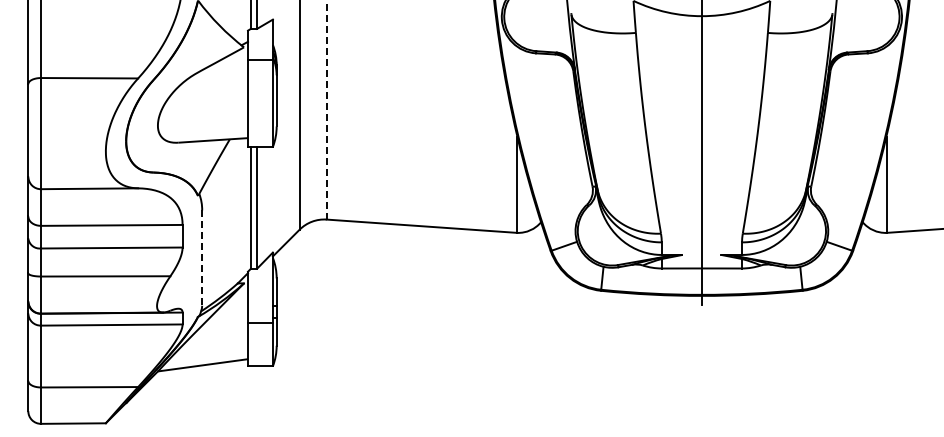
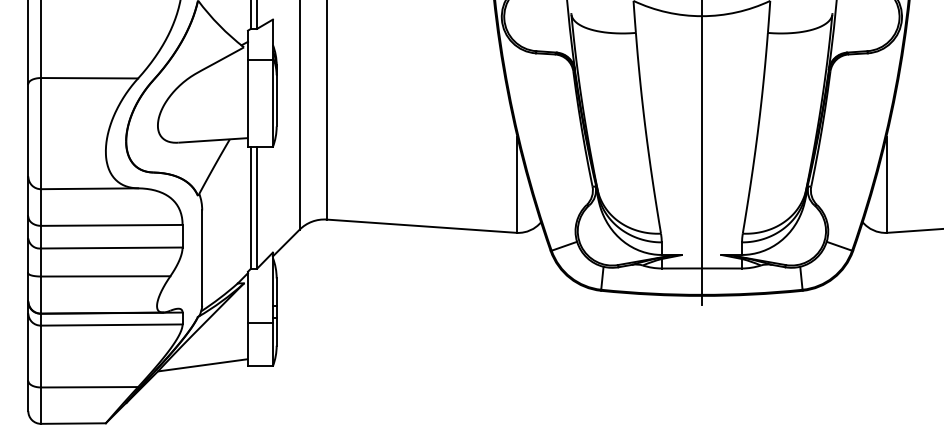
line: dashed -> solid (326, 109)
line: dashed -> solid (202, 258)
